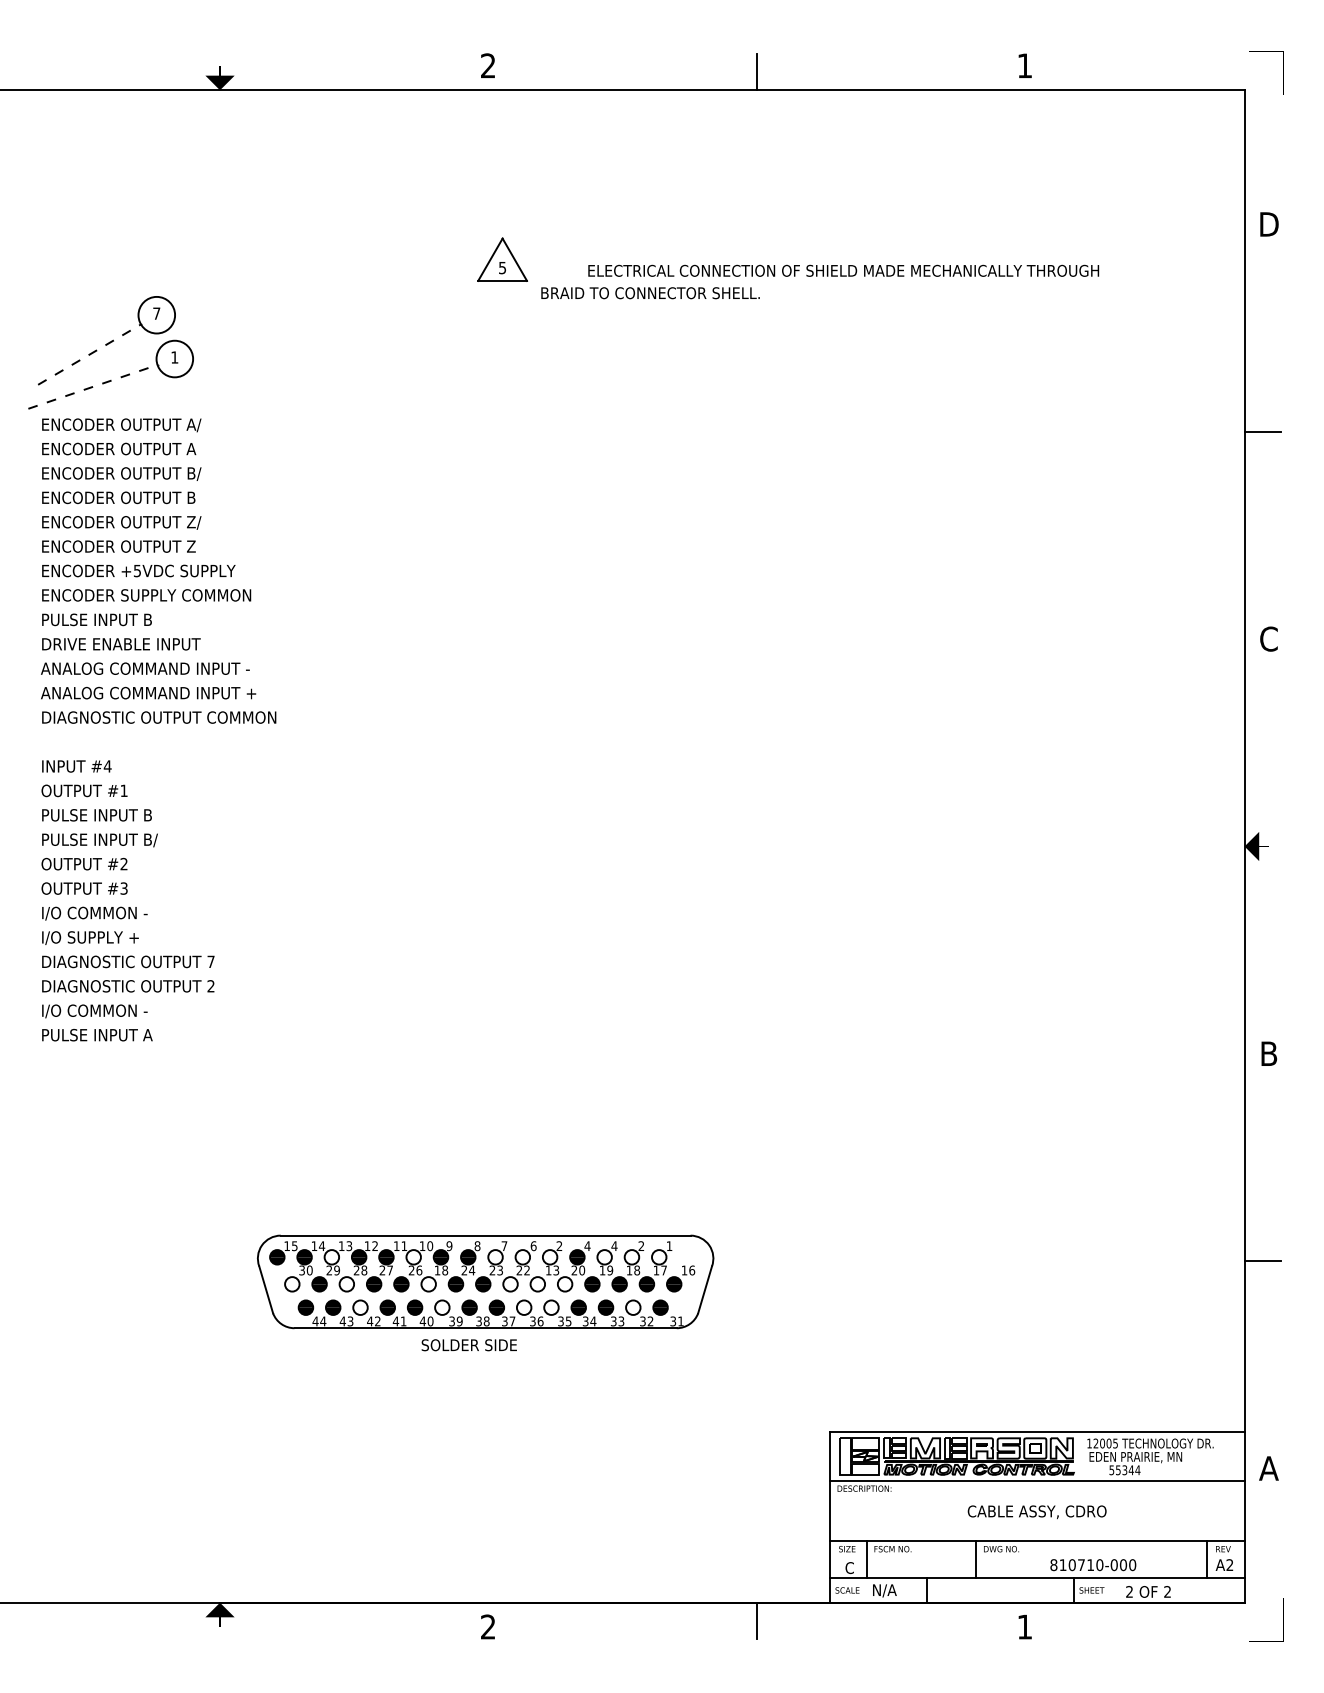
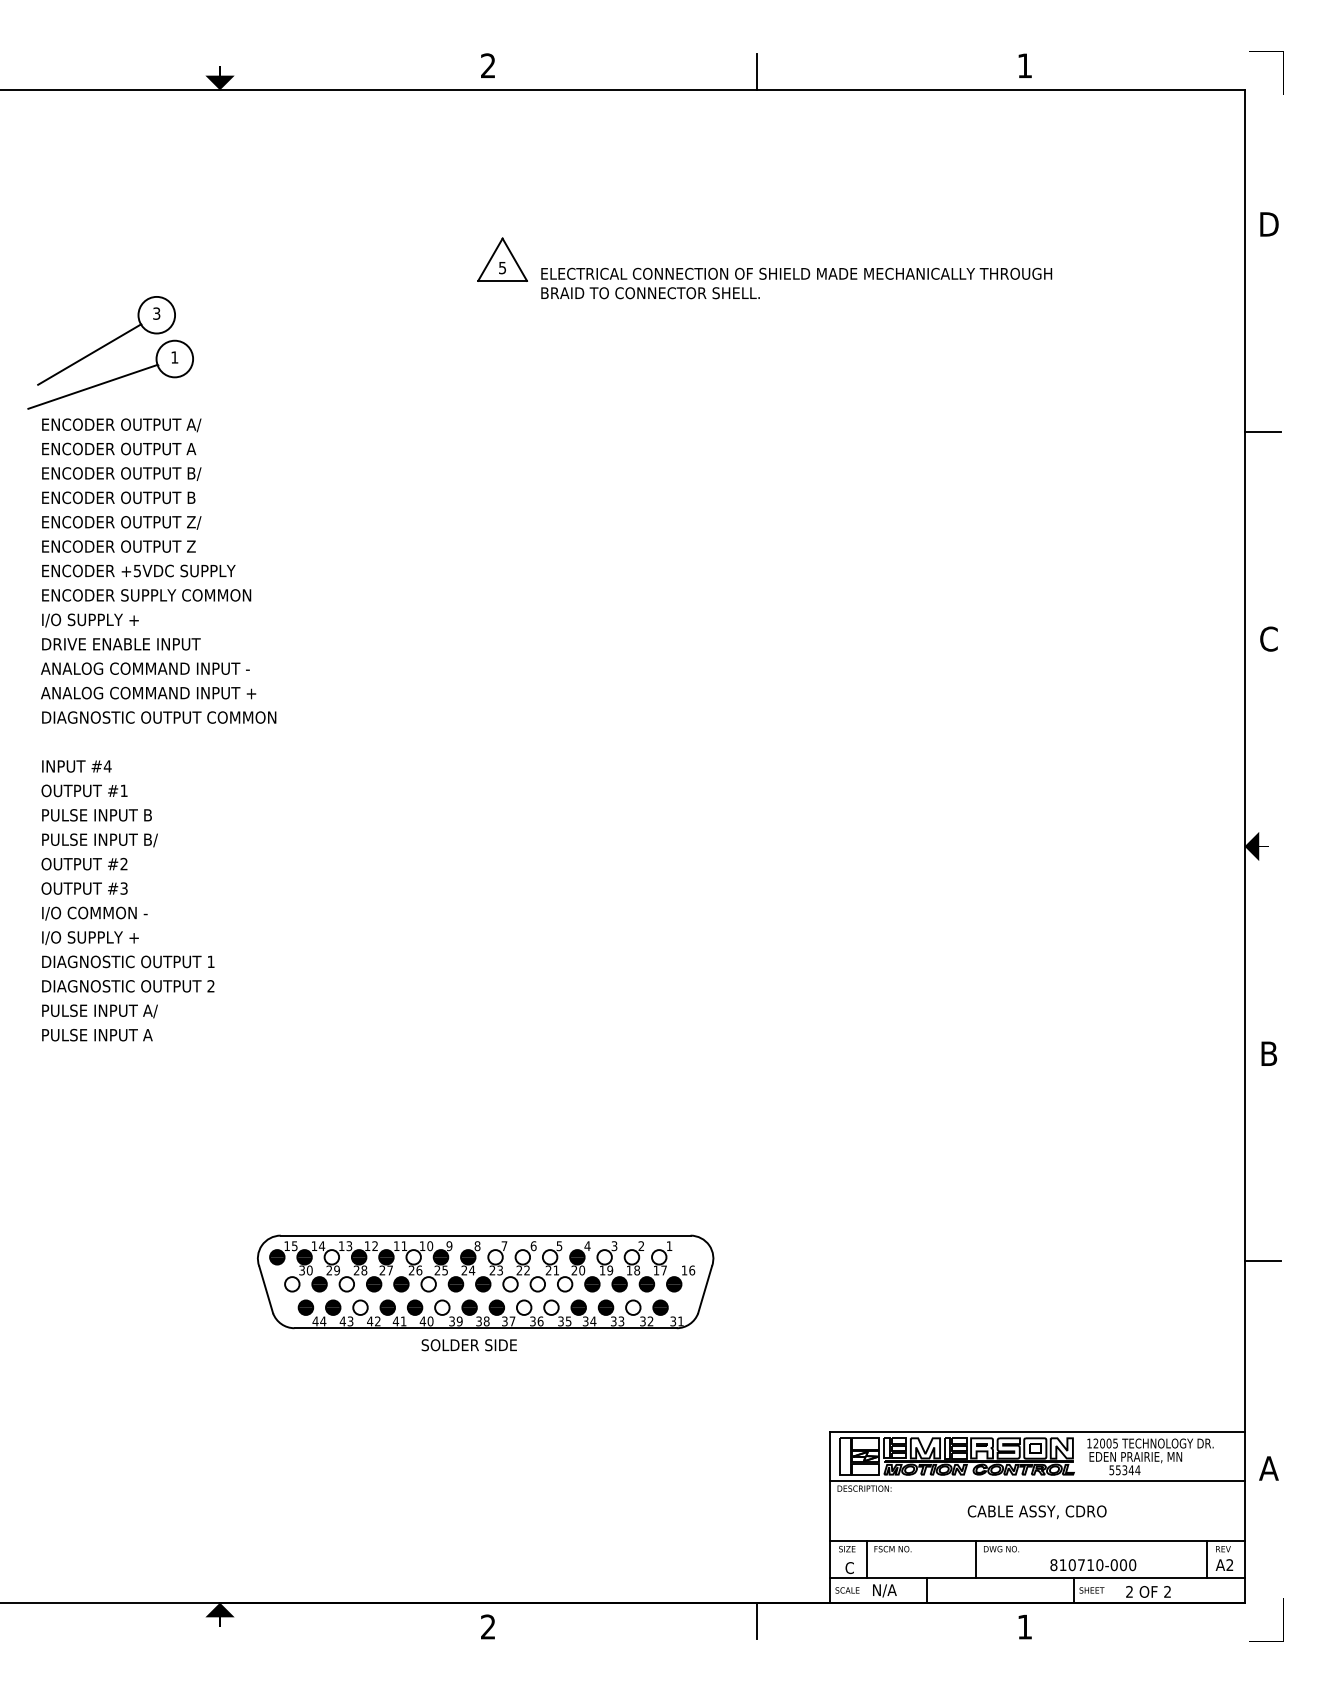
text position: (843, 270) -> (796, 273) (796, 273)
text: 7 -> 3 (156, 313)
line: dashed -> solid (89, 354)
line: dashed -> solid (93, 386)
text: PULSE INPUT B -> I/O SUPPLY + (97, 620)
text: 7 -> 1 (210, 961)
text: I/O COMMON - -> PULSE INPUT A/ (100, 1011)
text: 2 -> 5 (559, 1246)
text: 4 -> 3 (614, 1246)
text: 18 -> 25 (441, 1270)
text: 13 -> 21 (552, 1270)
